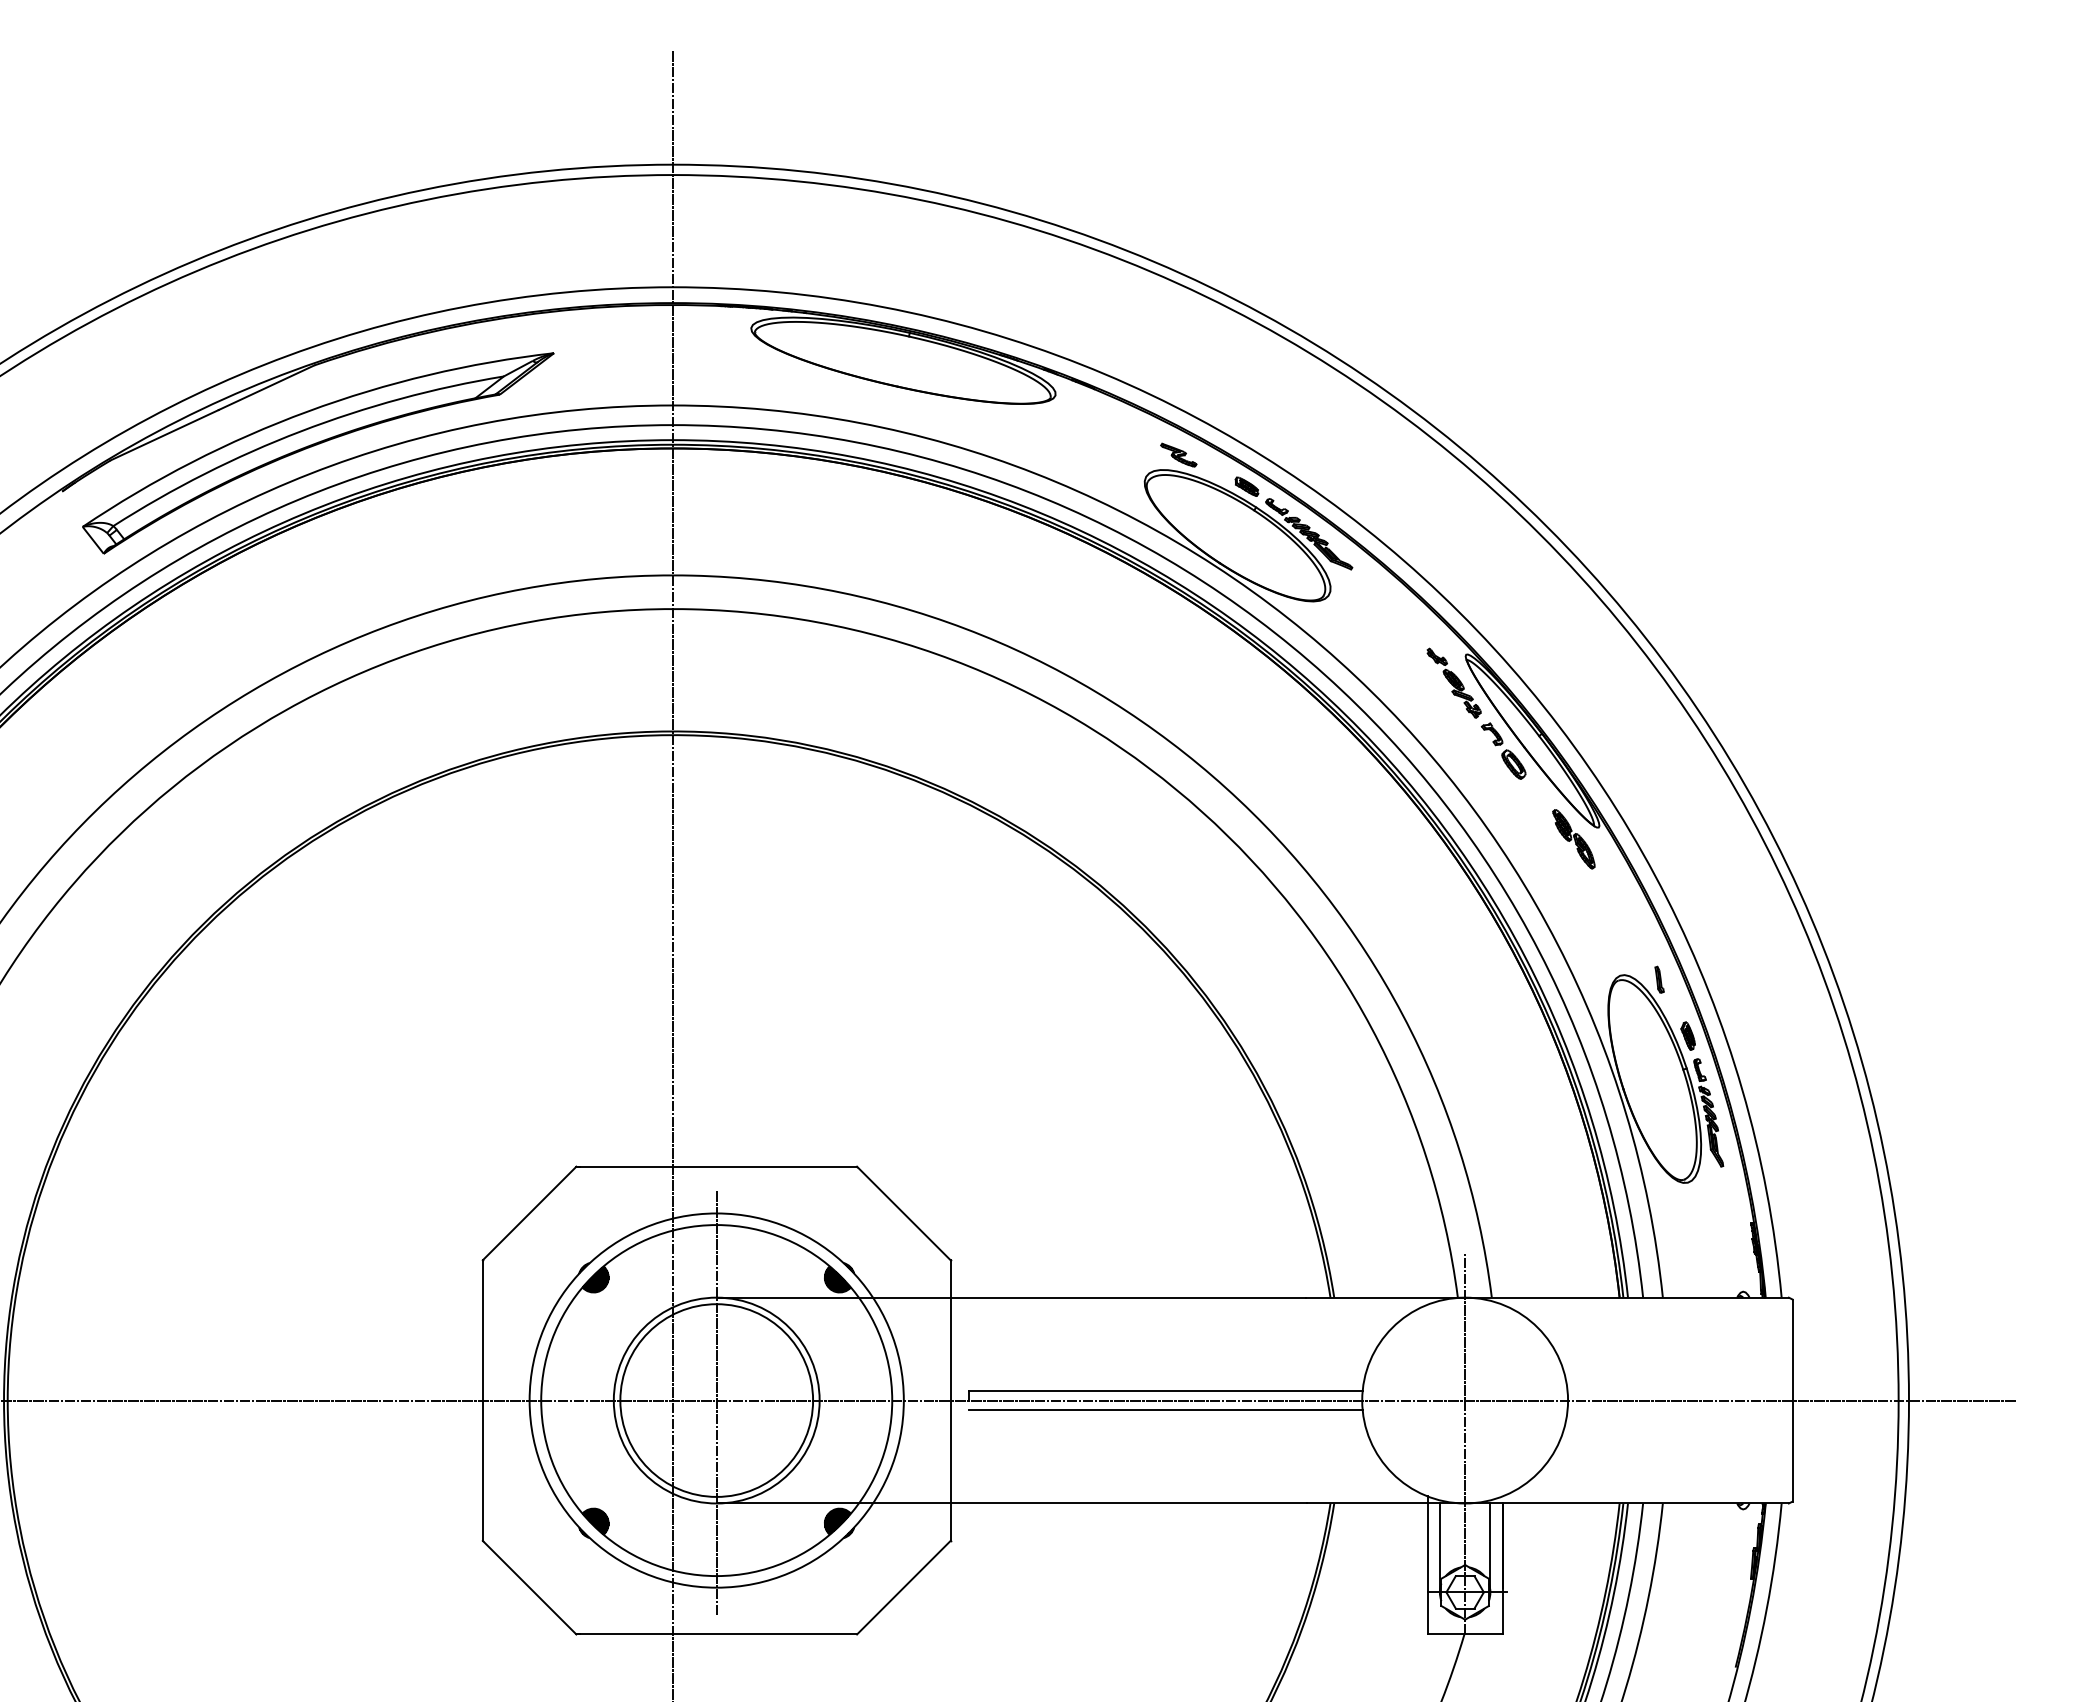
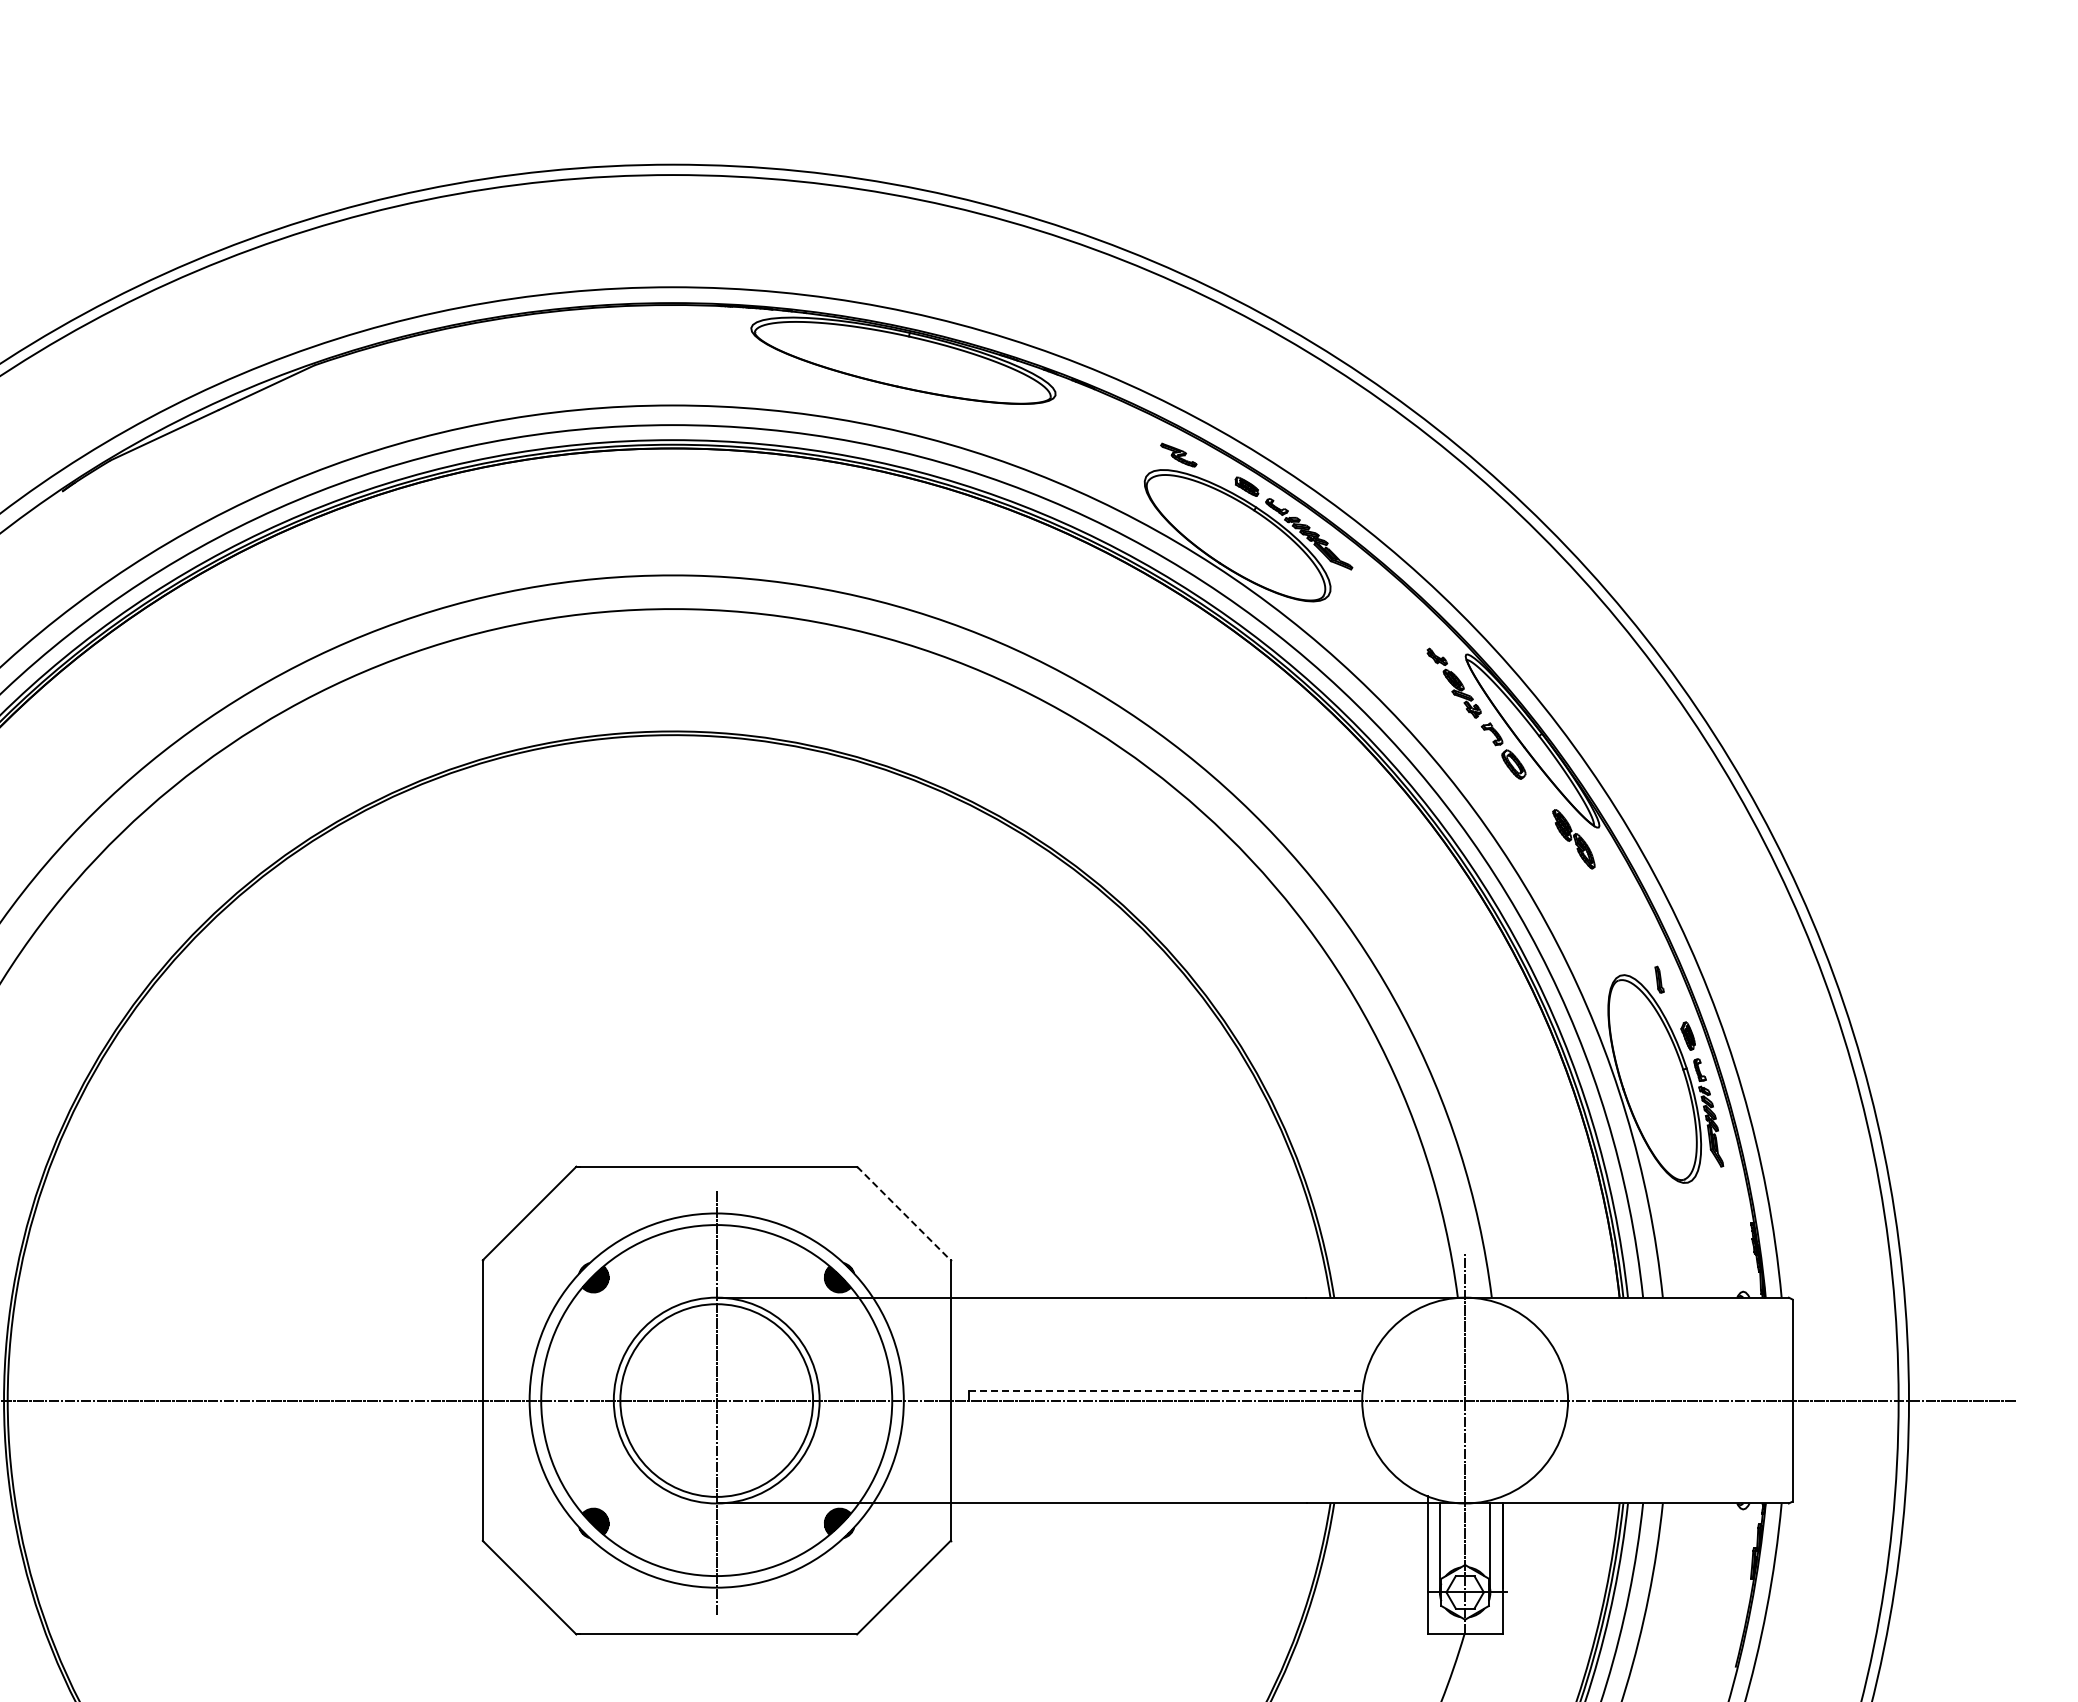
part: present -> none (317, 445)
line: present -> none (673, 874)
line: solid -> dashed (904, 1213)
line: solid -> dashed (1165, 1391)
line: present -> none (1165, 1409)
